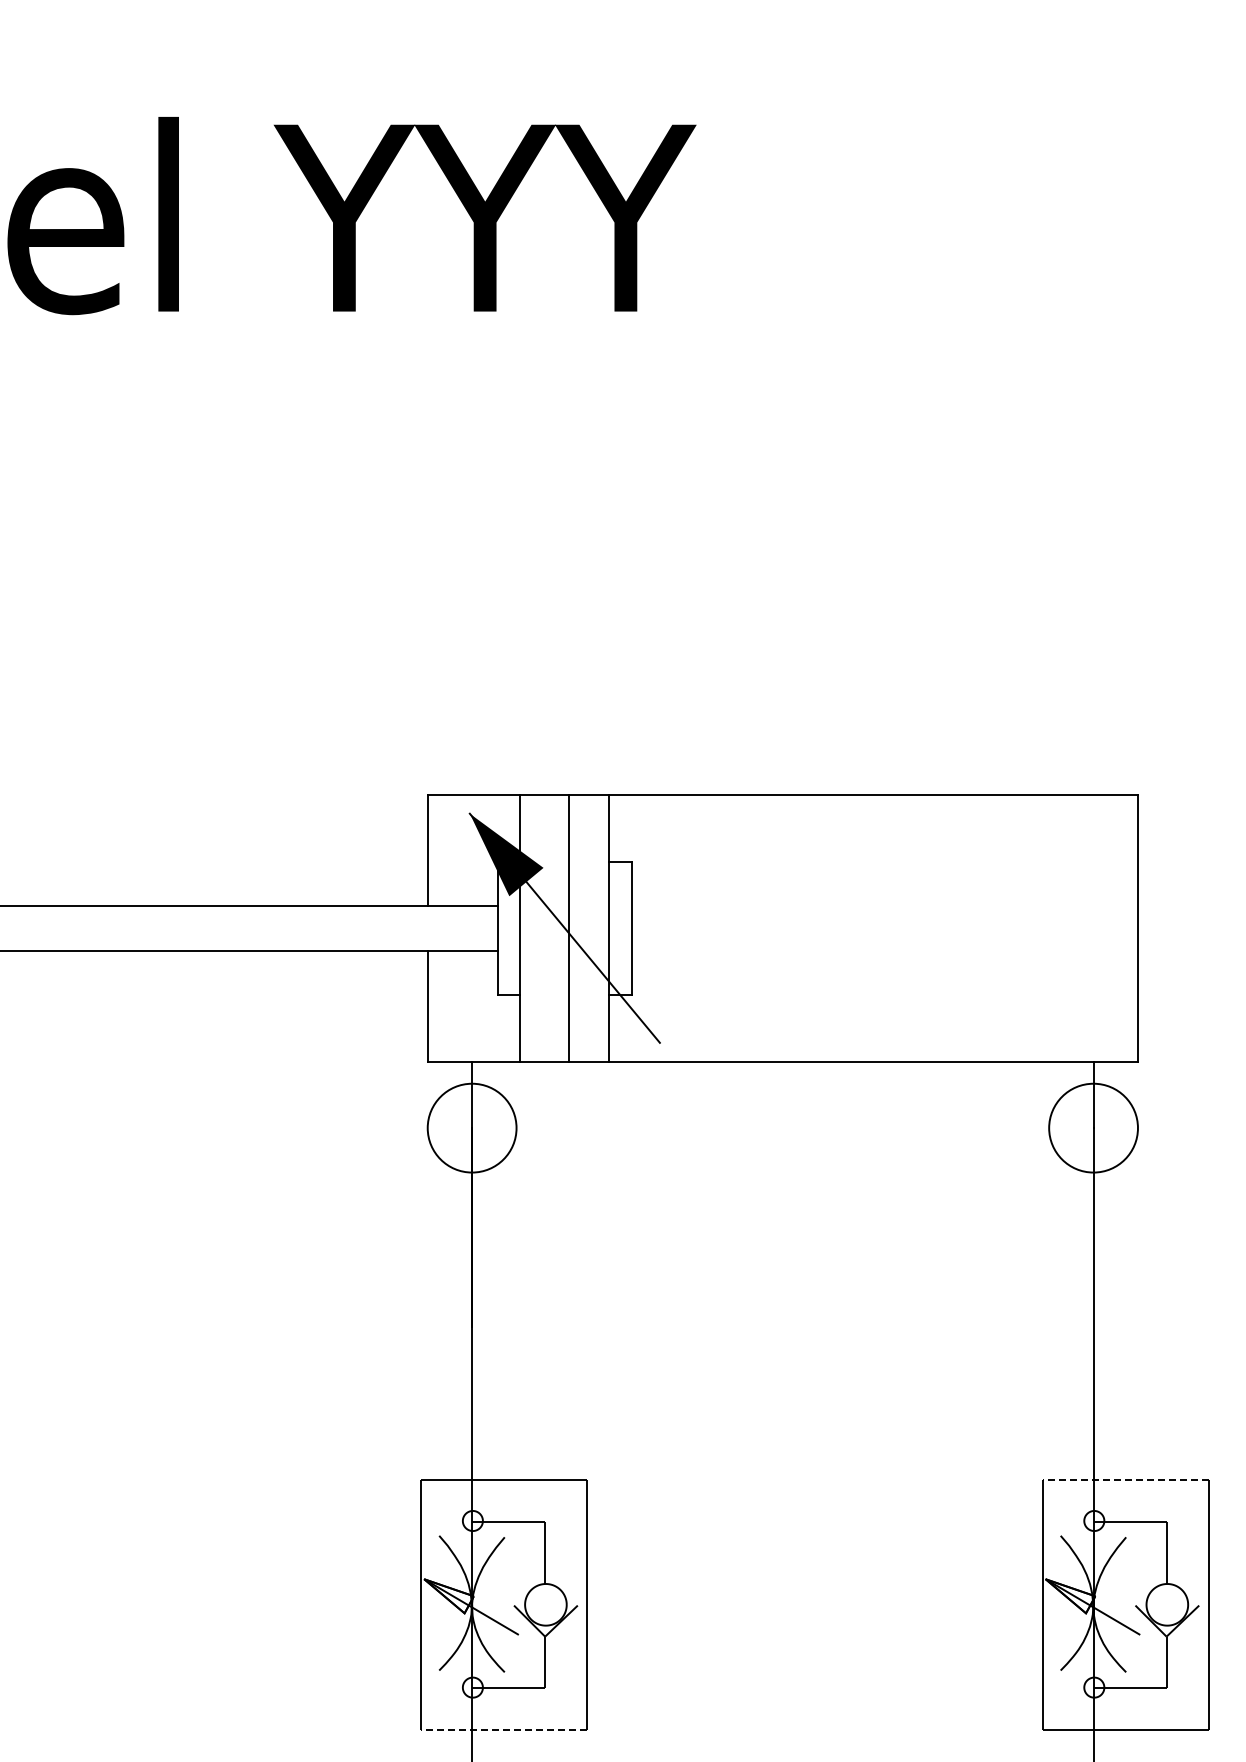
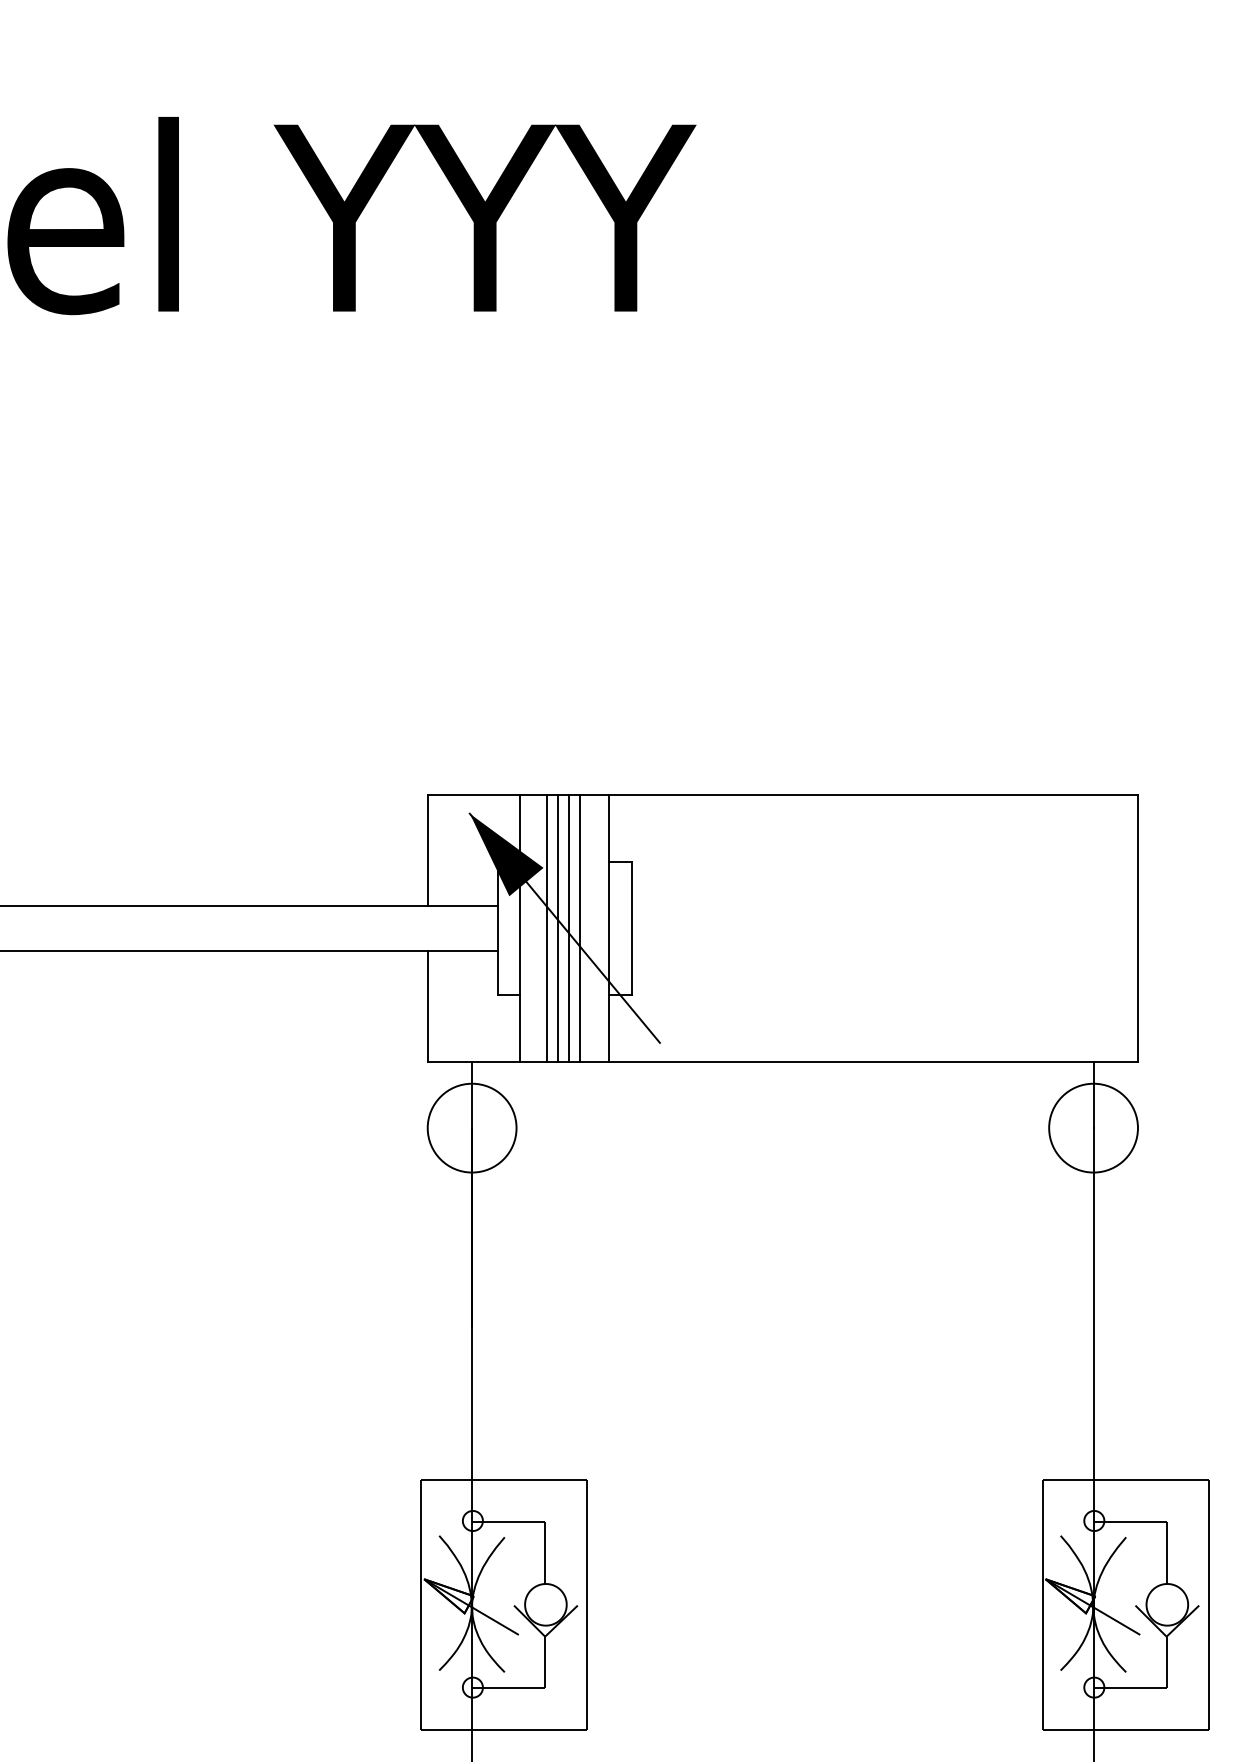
line: none -> present (547, 928)
line: none -> present (558, 928)
line: none -> present (580, 928)
line: dashed -> solid (1125, 1480)
line: dashed -> solid (504, 1729)
